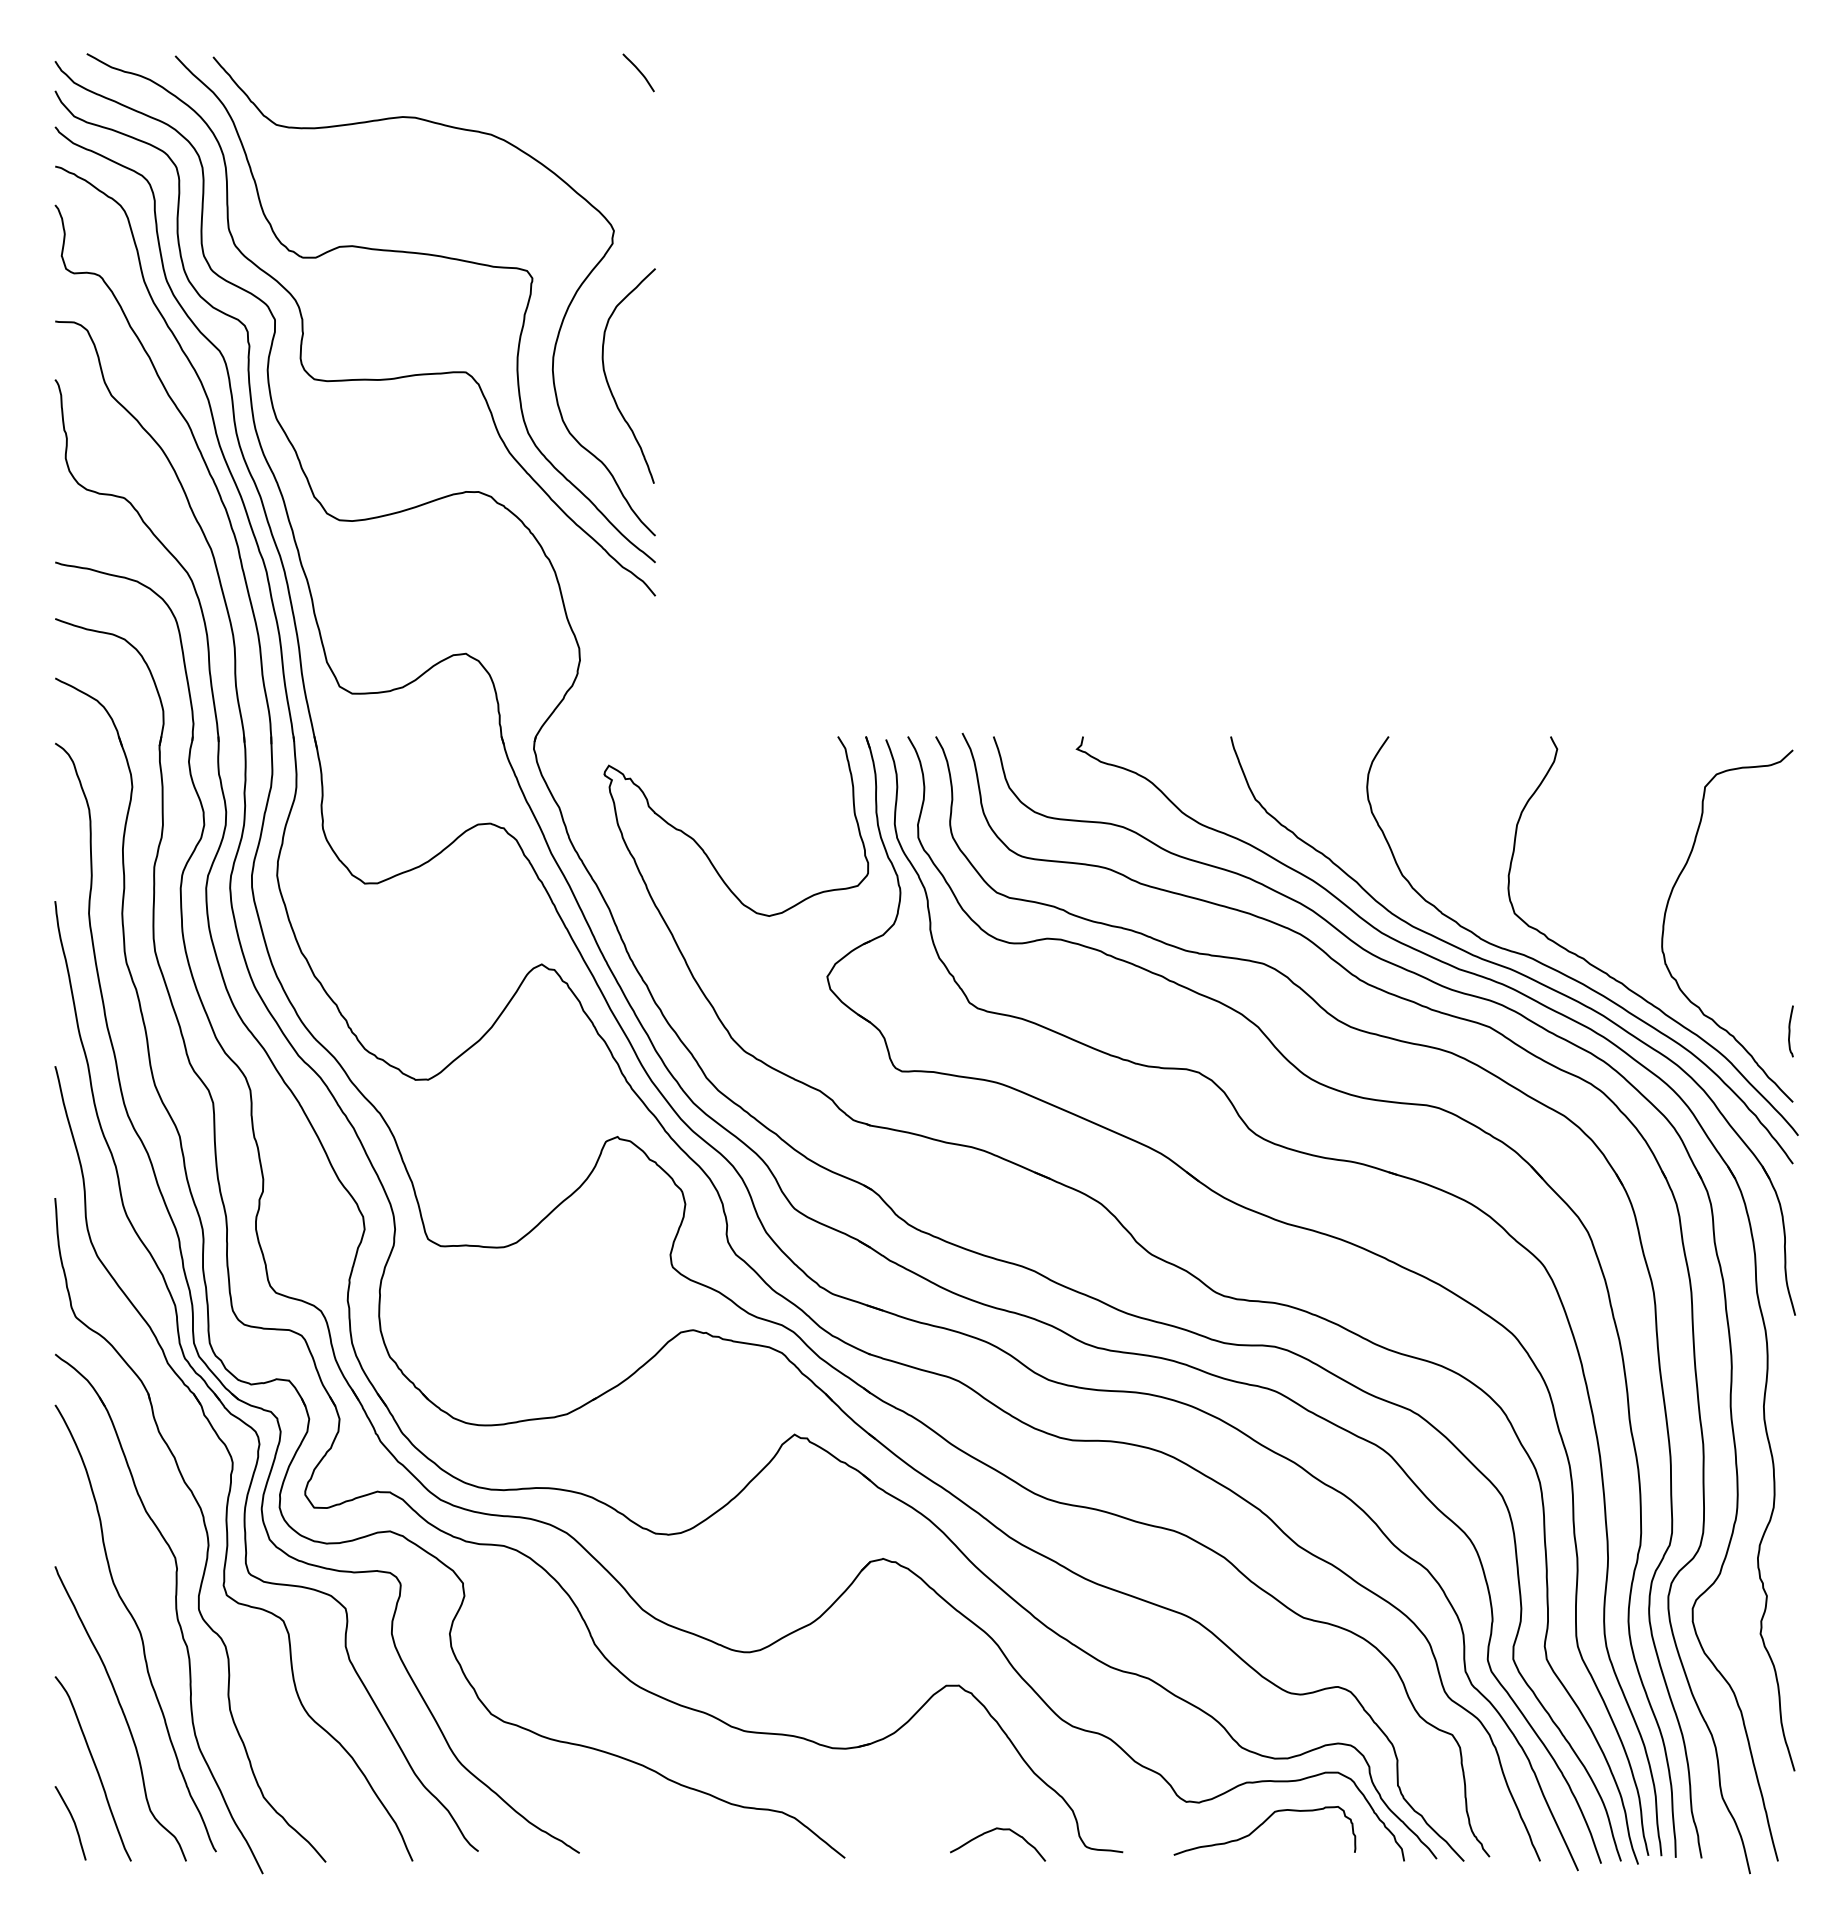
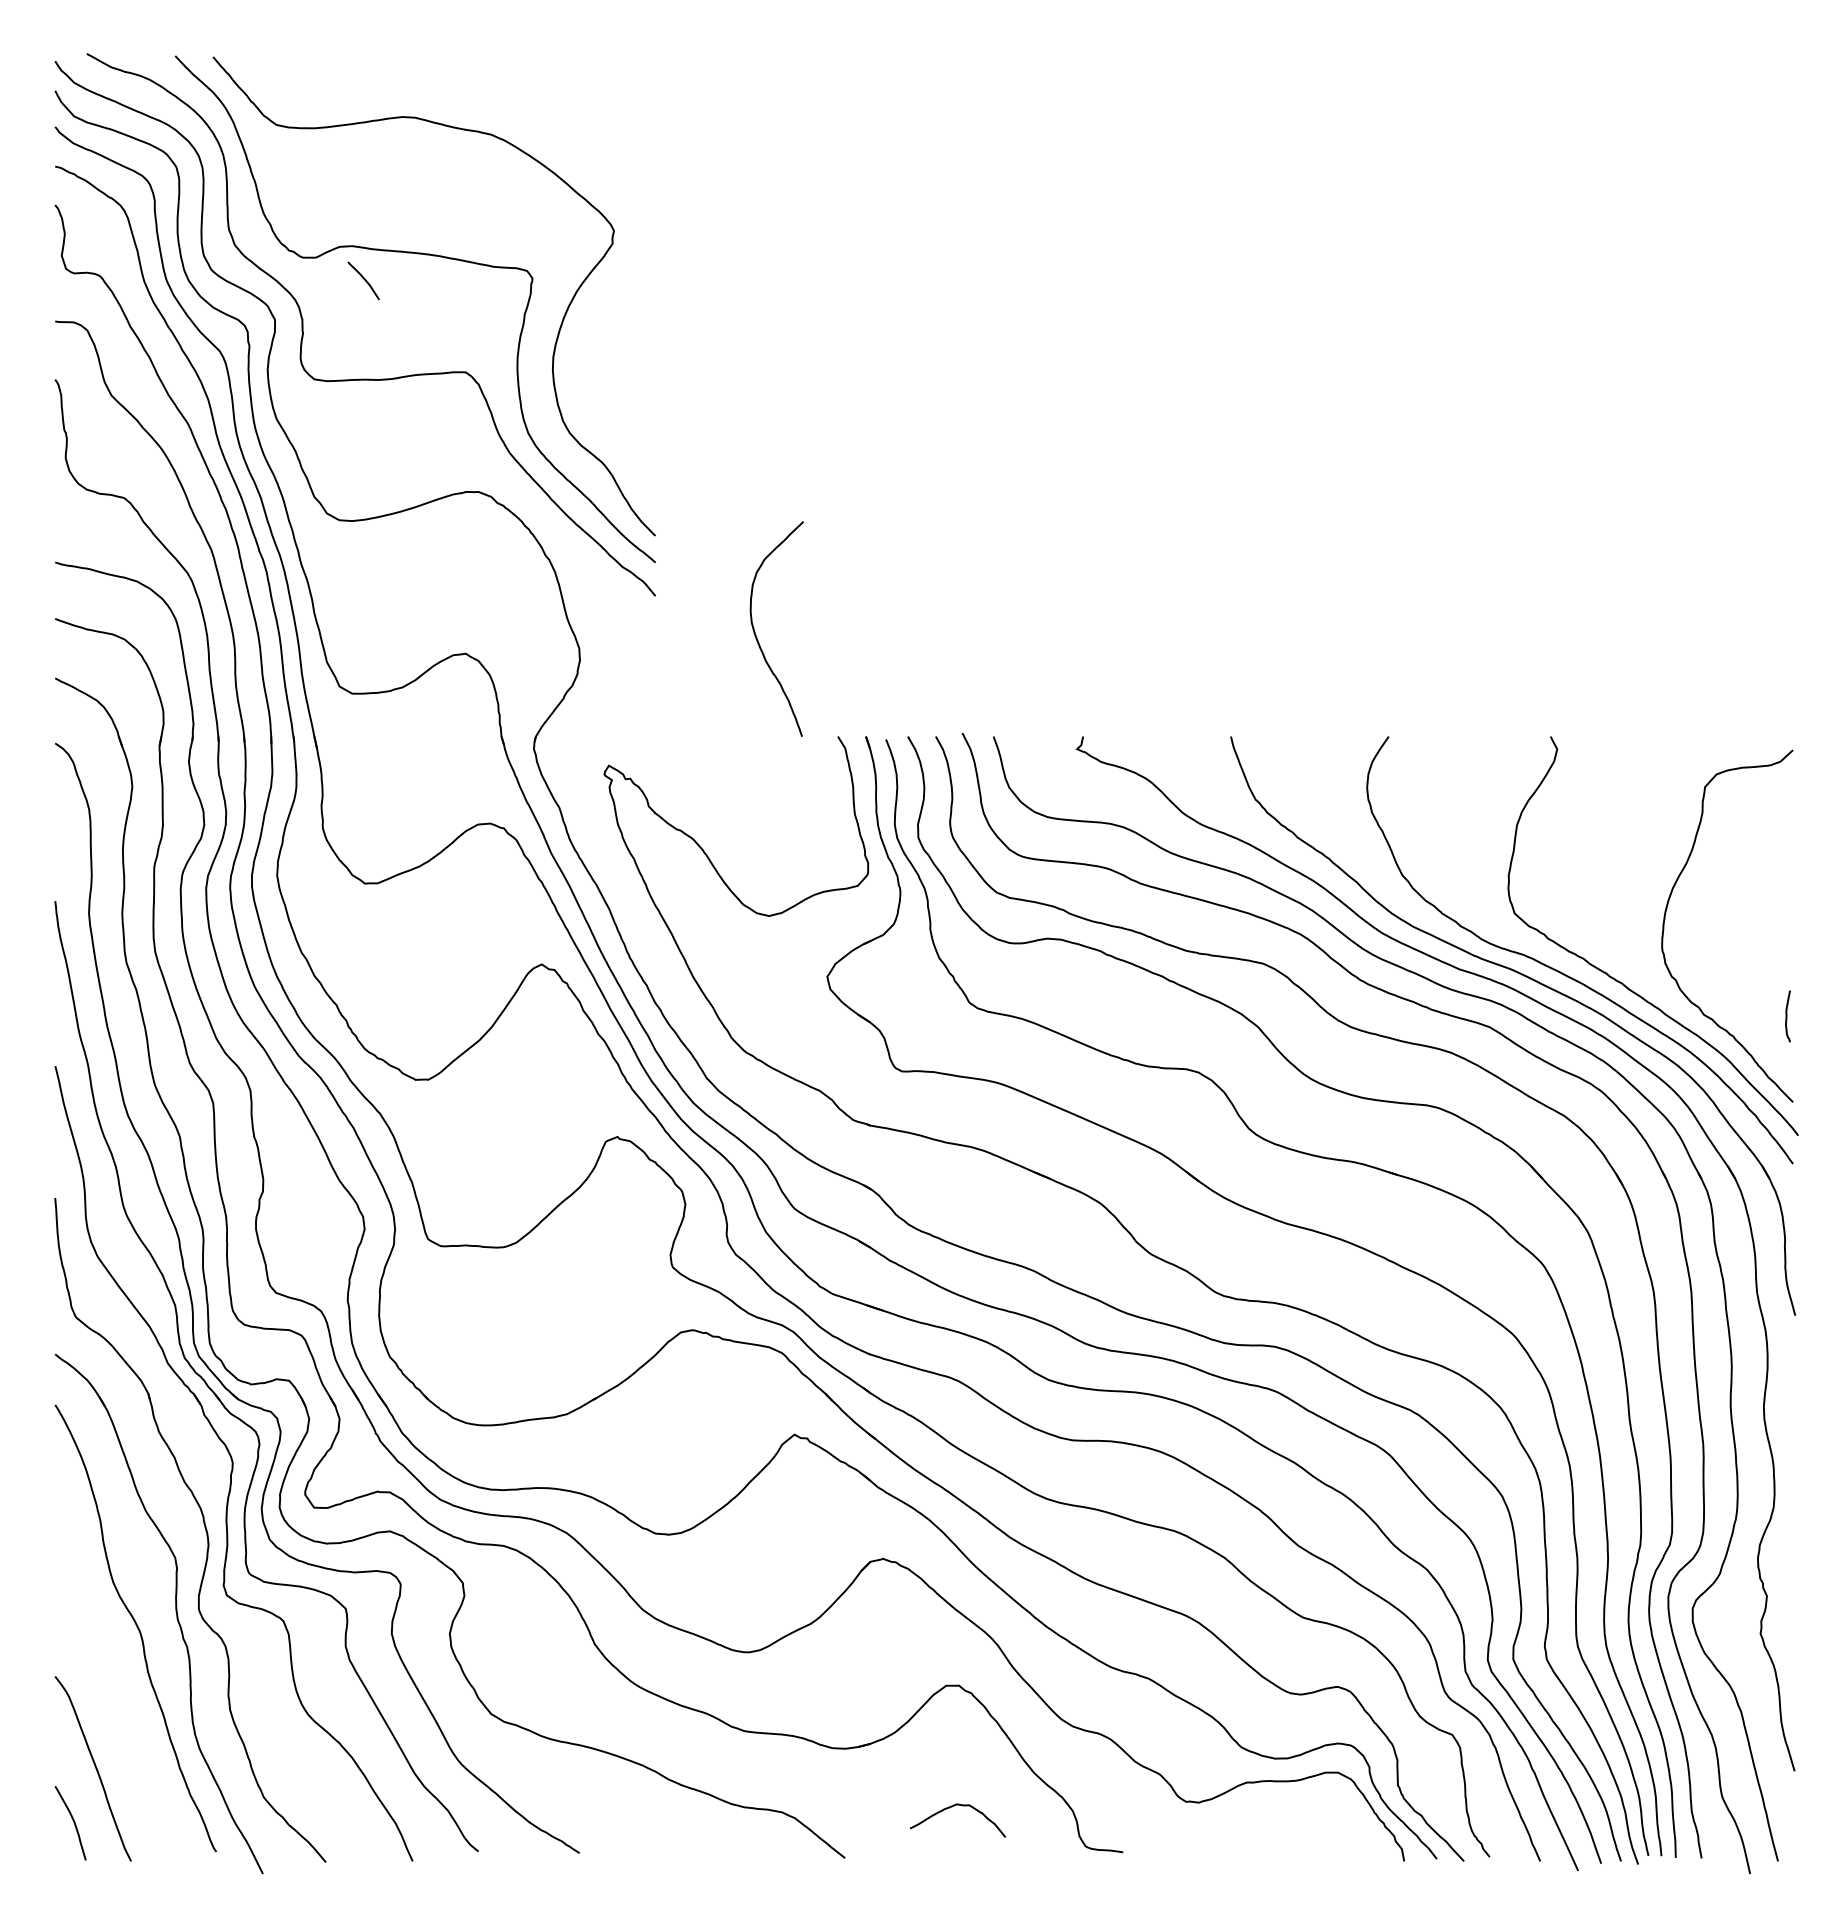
curve position: (638, 71) -> (363, 279) (363, 279)
curve position: (608, 381) -> (756, 634) (756, 634)
curve position: (1790, 1031) -> (1787, 1016) (1787, 1016)
curve: present -> none (122, 1713)
curve: present -> none (1260, 1826)
curve position: (992, 1831) -> (952, 1807) (952, 1807)
